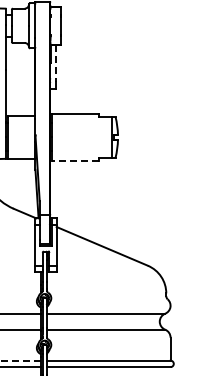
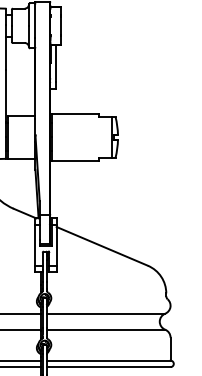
line: dashed -> solid (56, 63)
line: dashed -> solid (75, 160)
line: dashed -> solid (20, 360)
